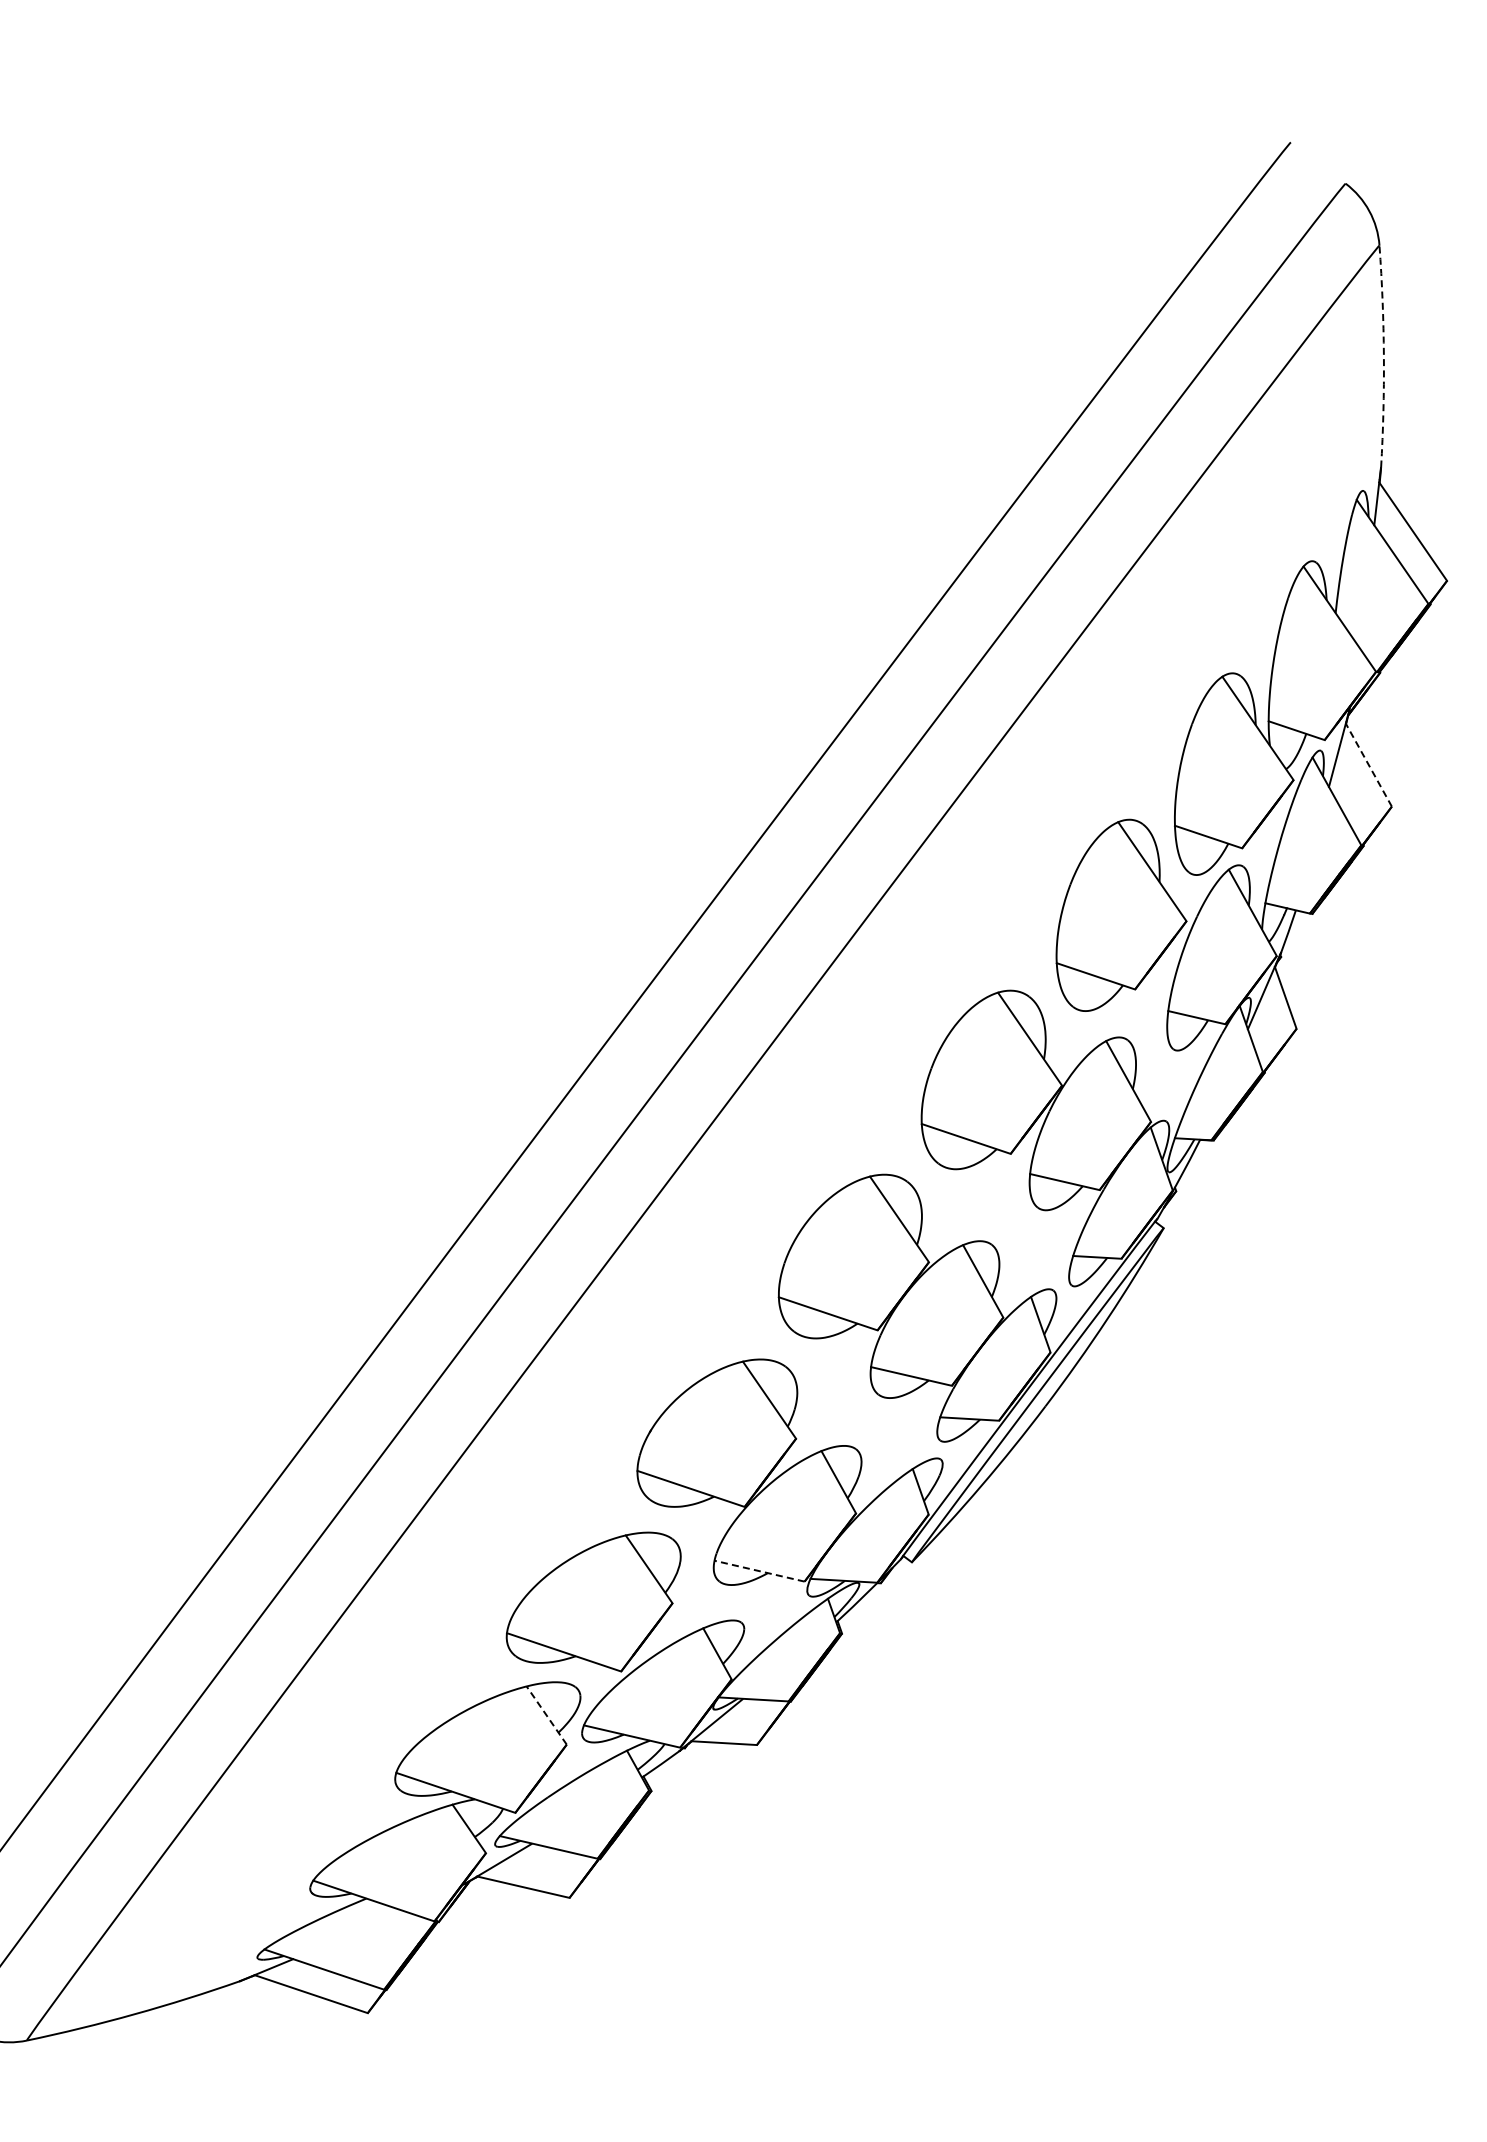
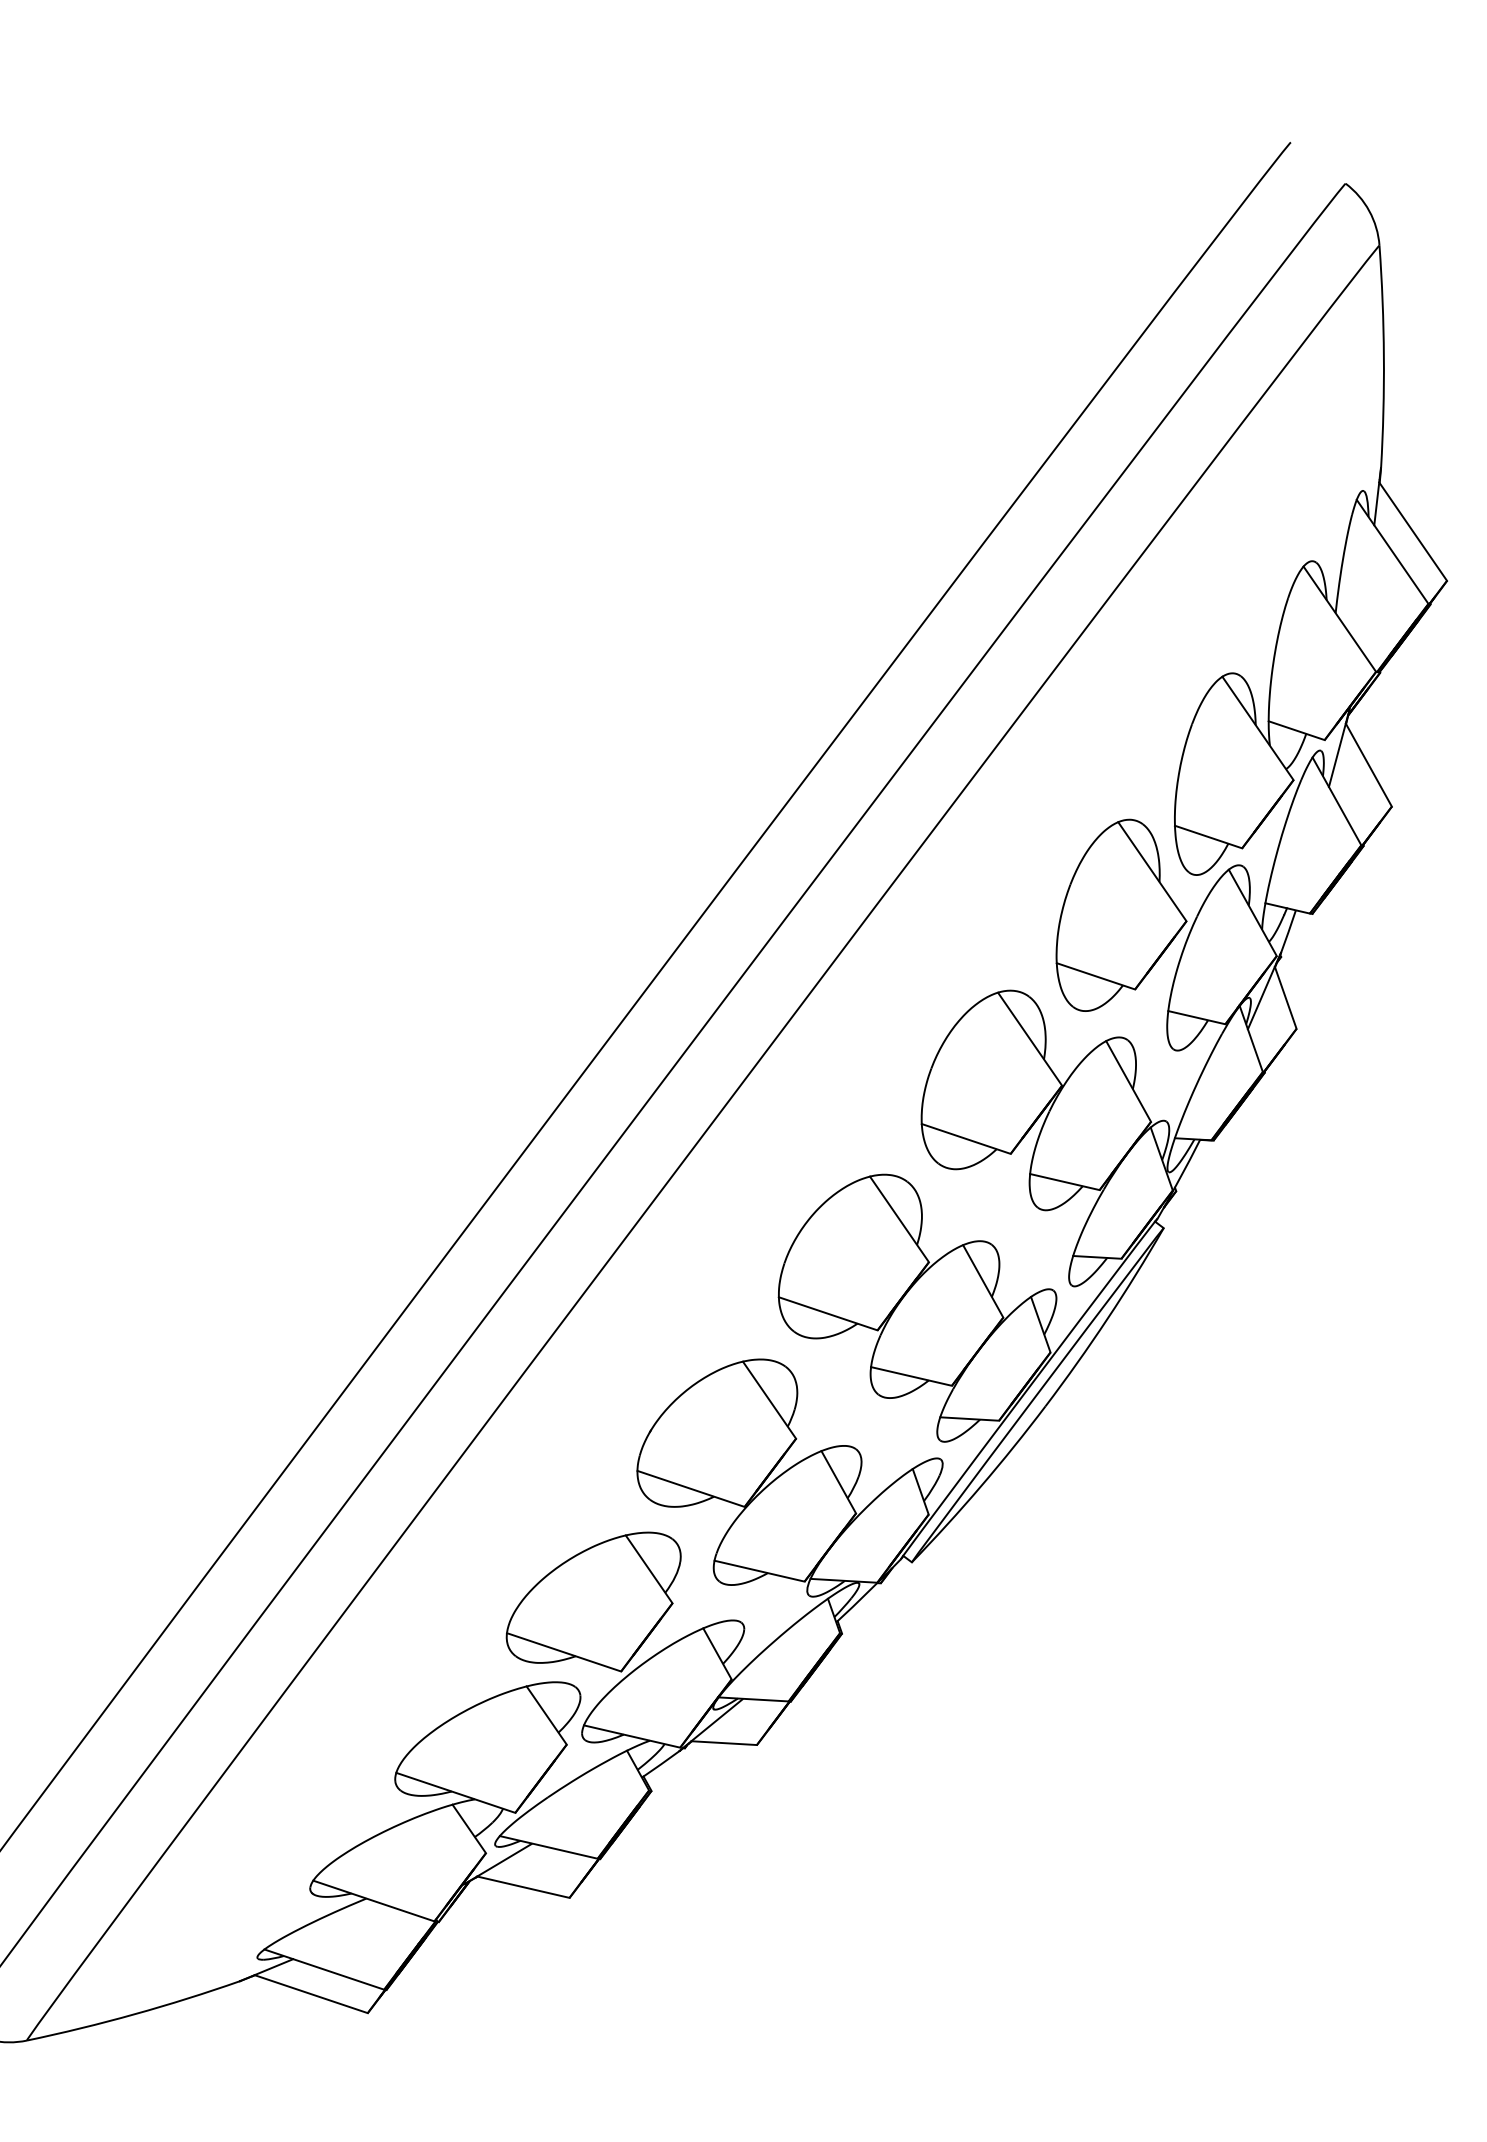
arc: dashed -> solid (1383, 356)
line: dashed -> solid (1368, 764)
line: dashed -> solid (759, 1571)
line: dashed -> solid (546, 1715)
